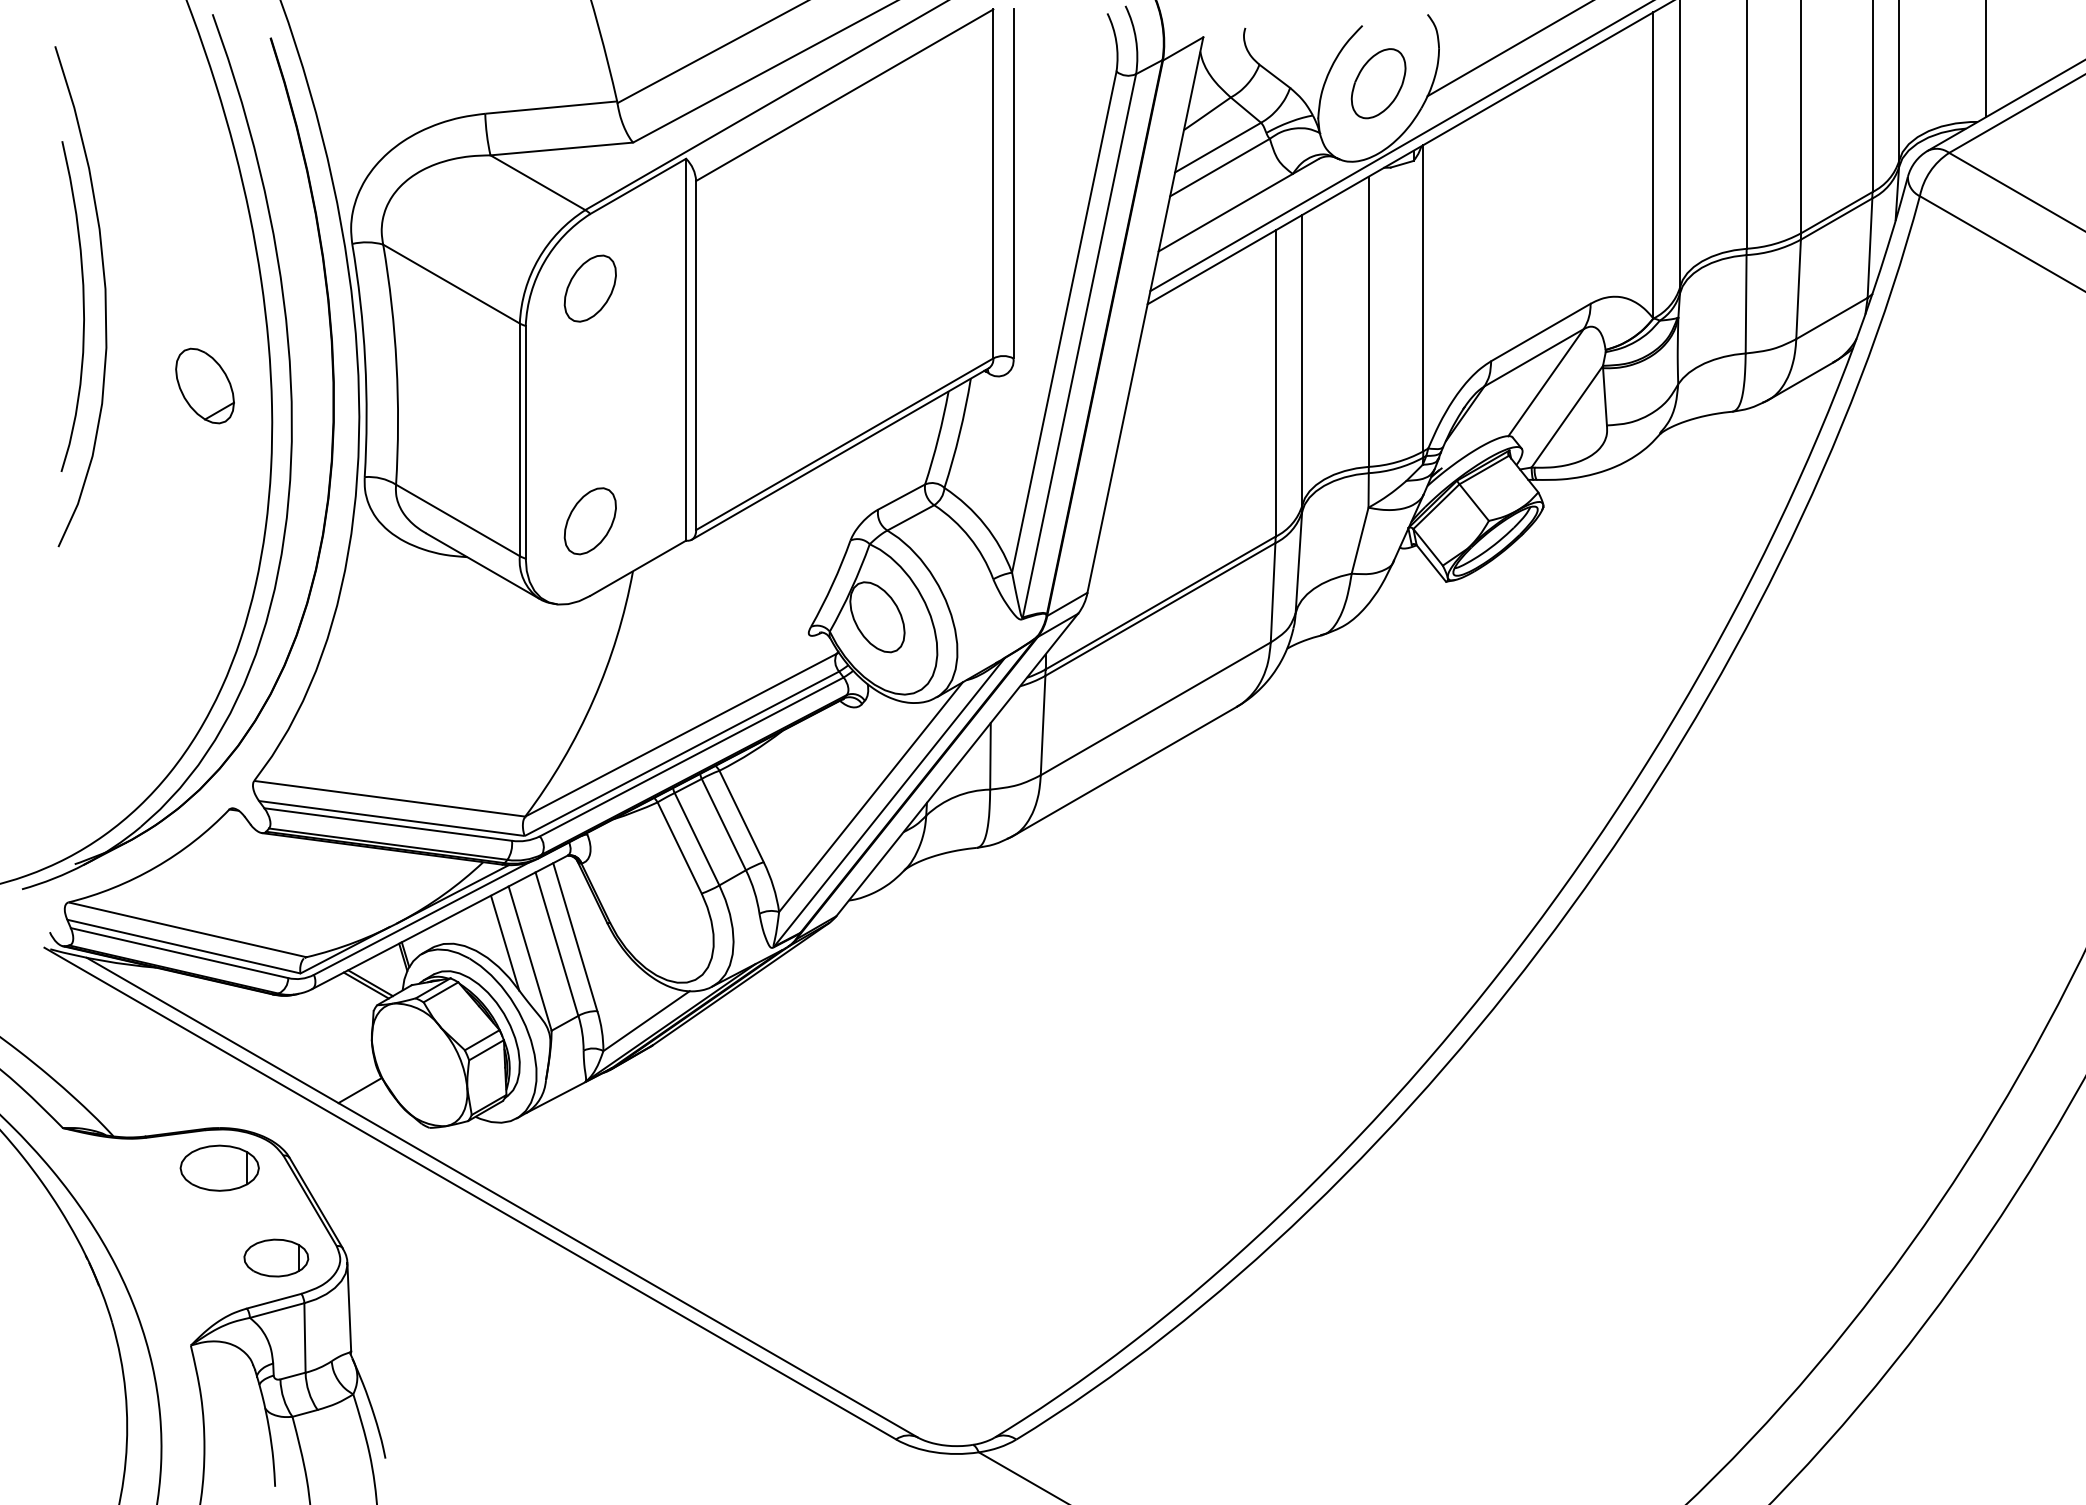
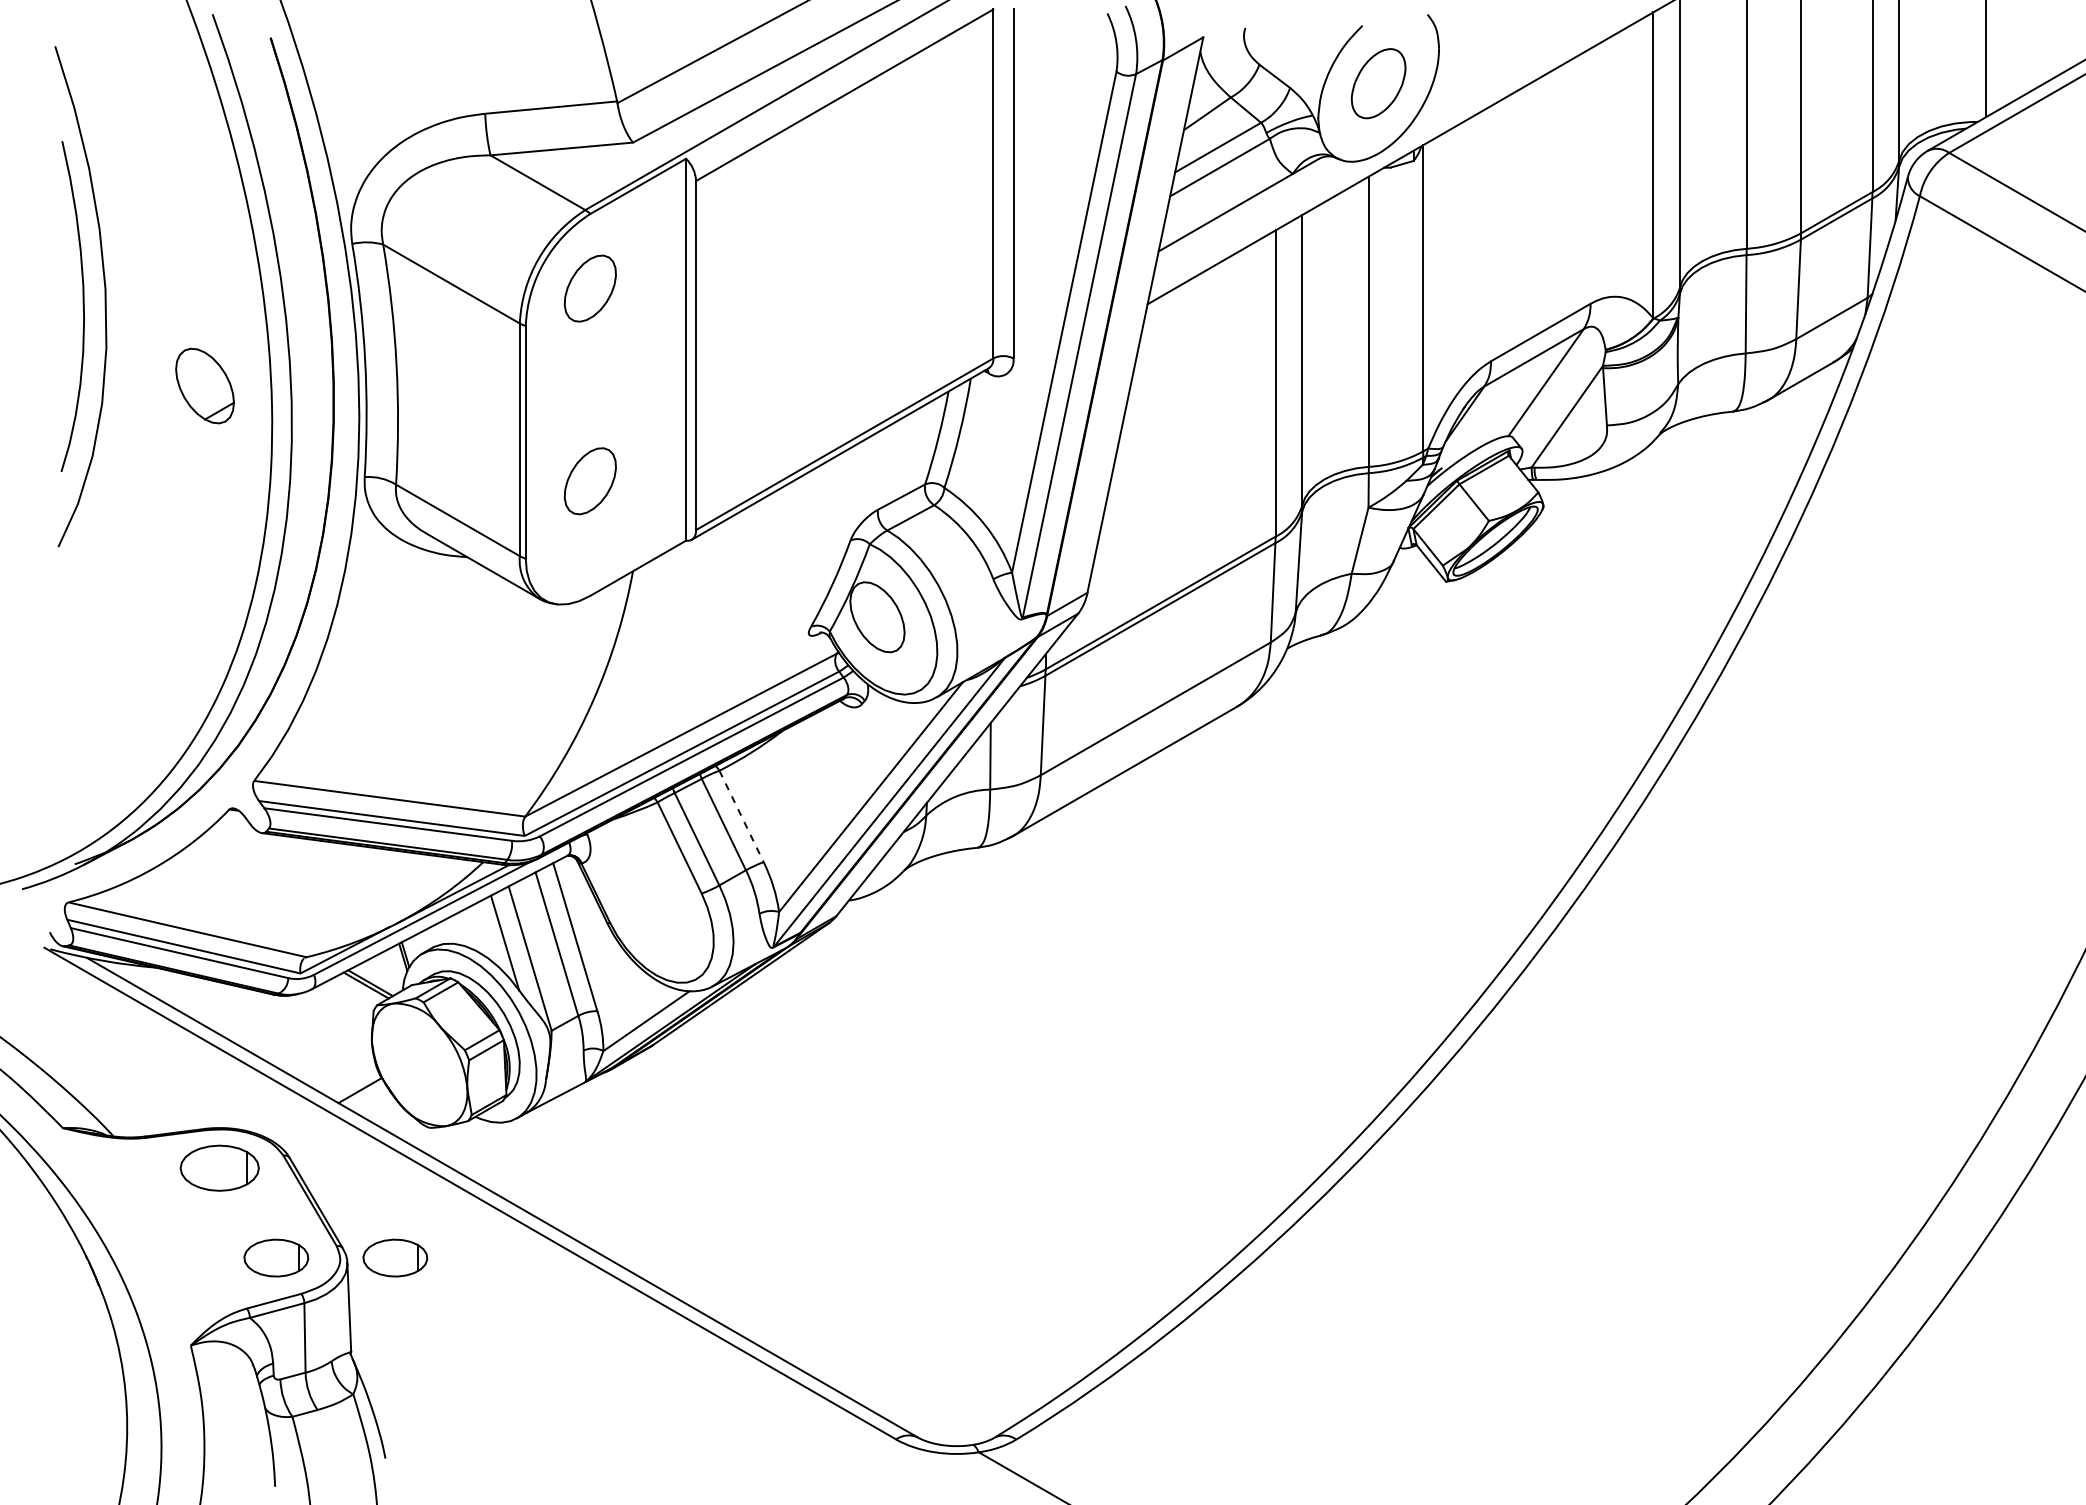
line: present -> none (1508, 49)
line: present -> none (1400, 146)
part position: (589, 521) -> (589, 481) (589, 481)
line: solid -> dashed (741, 816)
part: none -> present (395, 1257)
